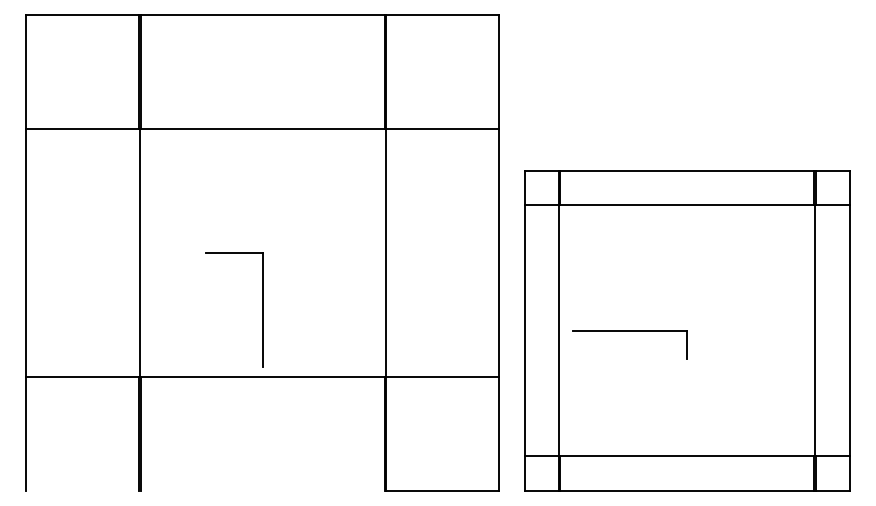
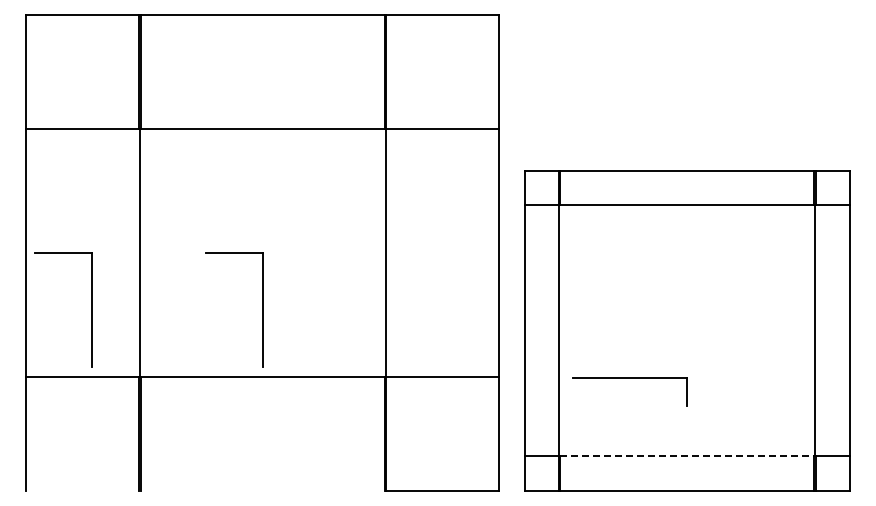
part: none -> present (91, 309)
part position: (629, 331) -> (629, 378) (629, 378)
line: solid -> dashed (687, 456)
